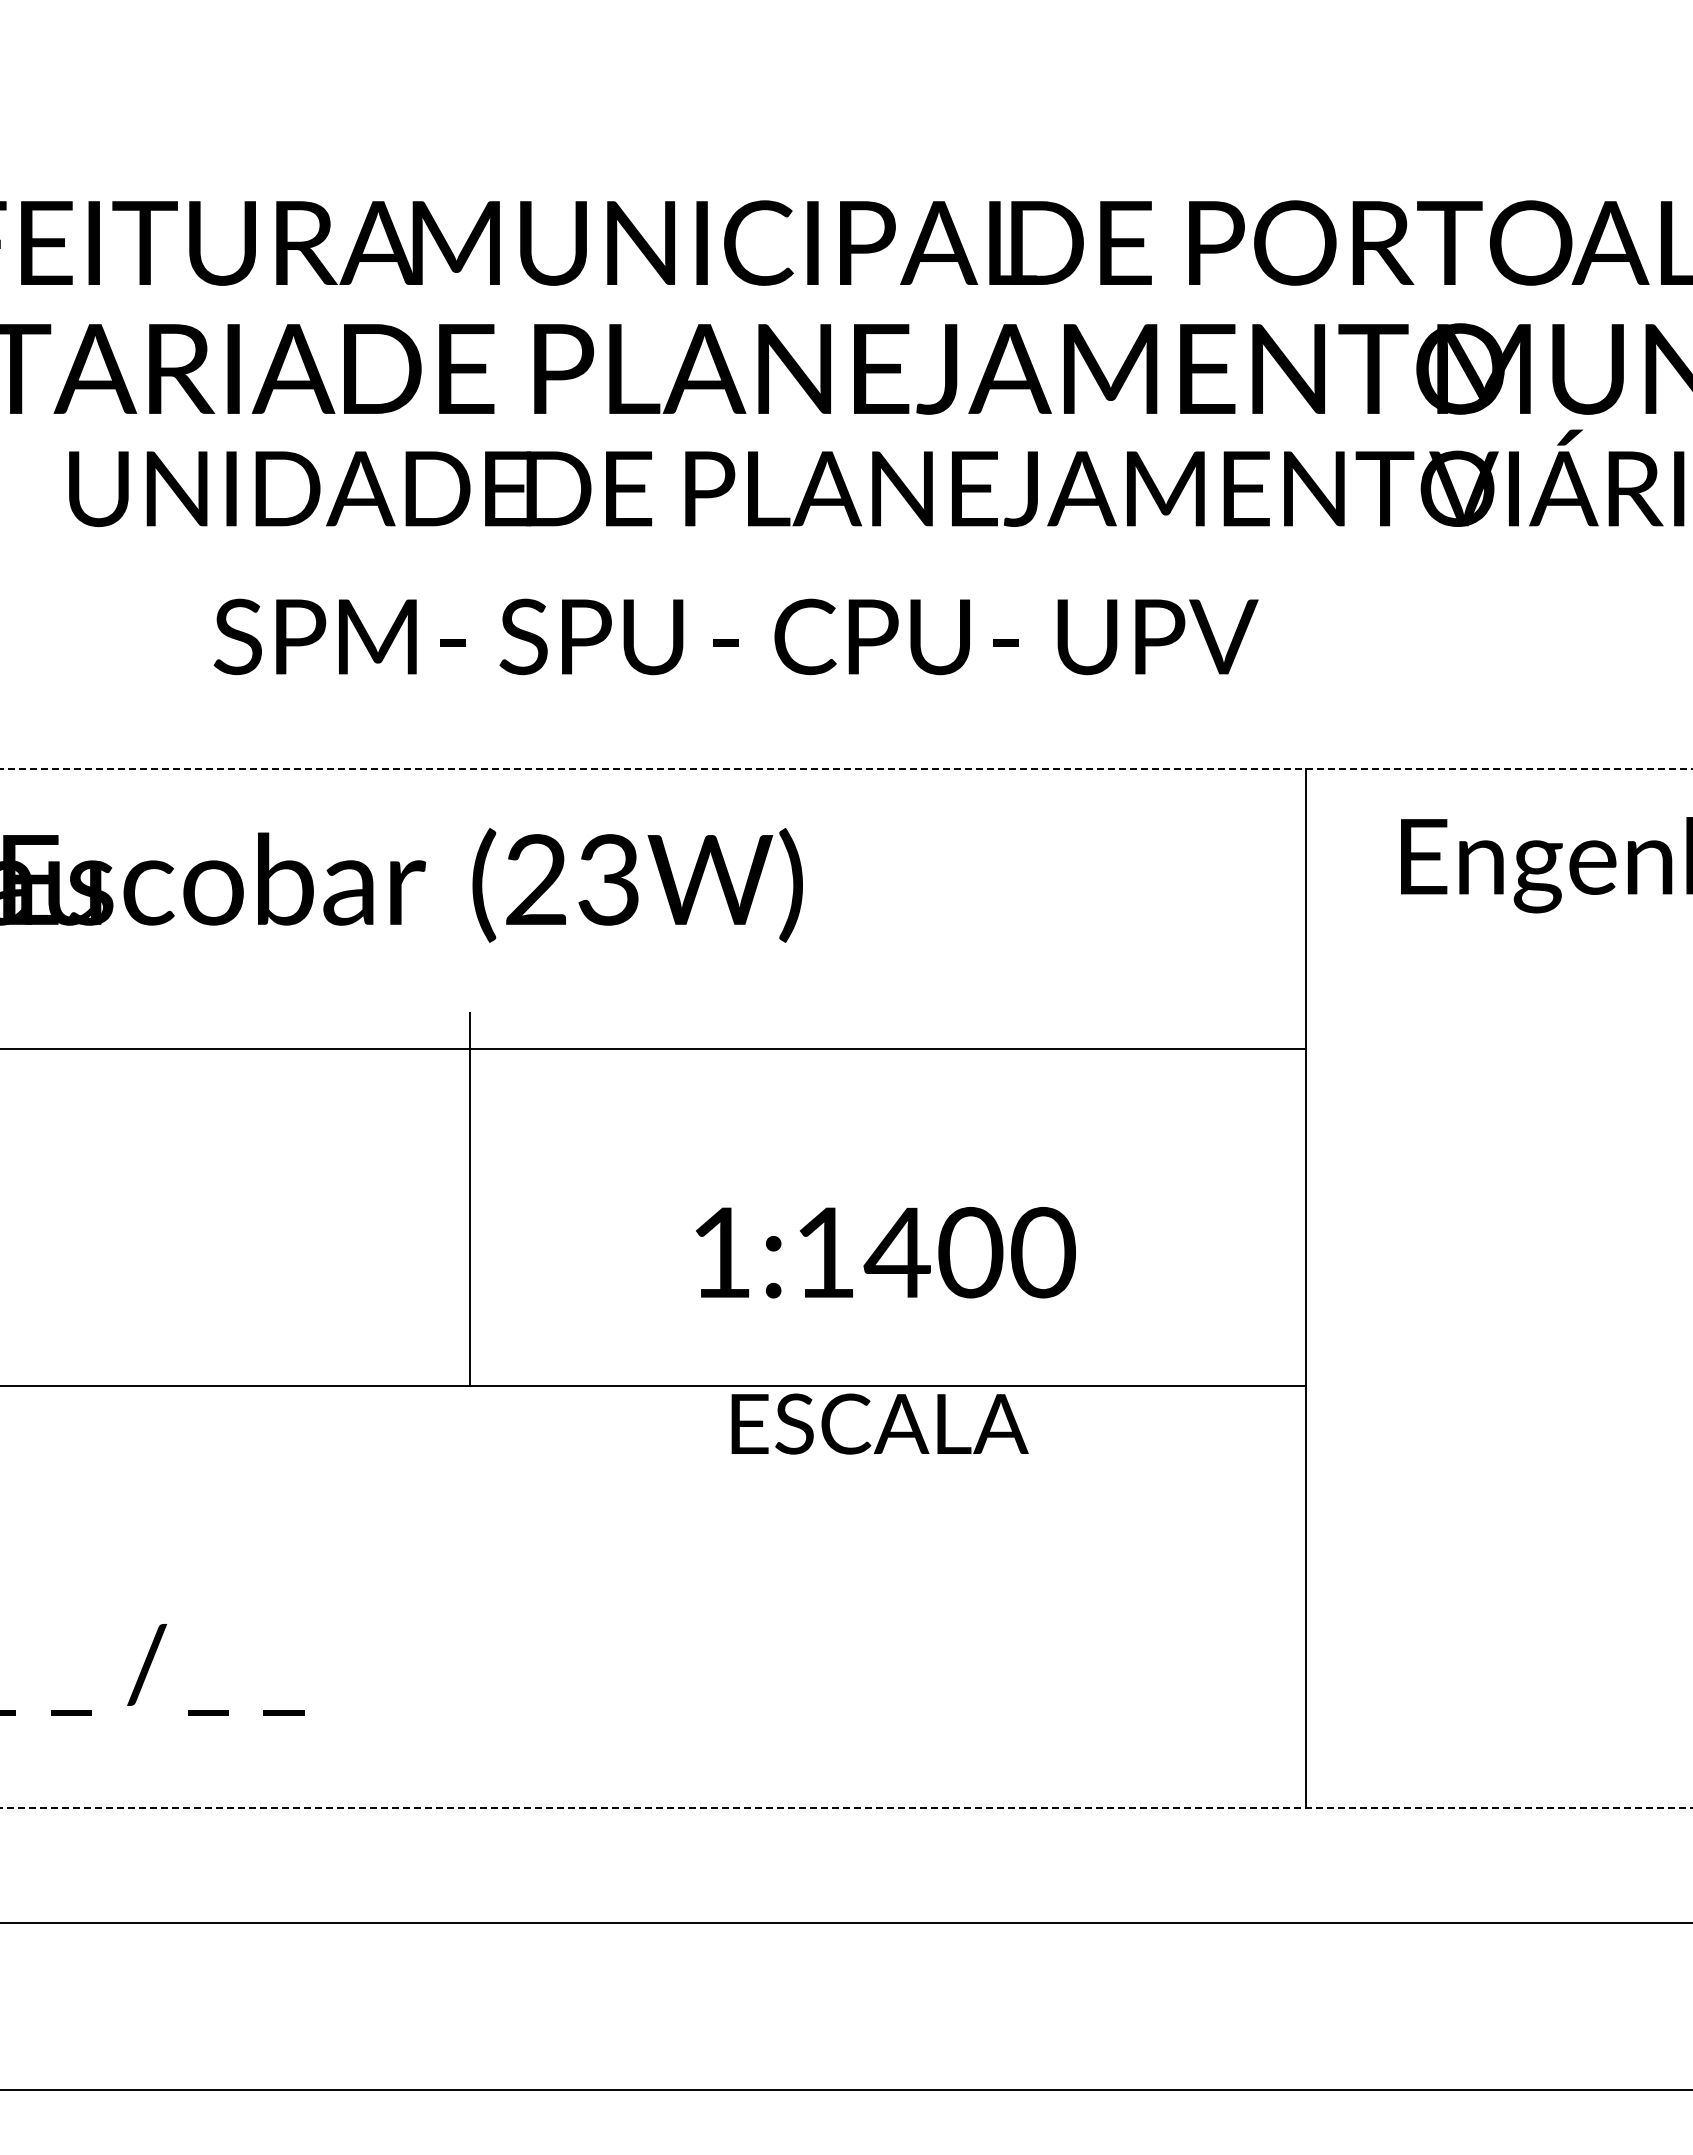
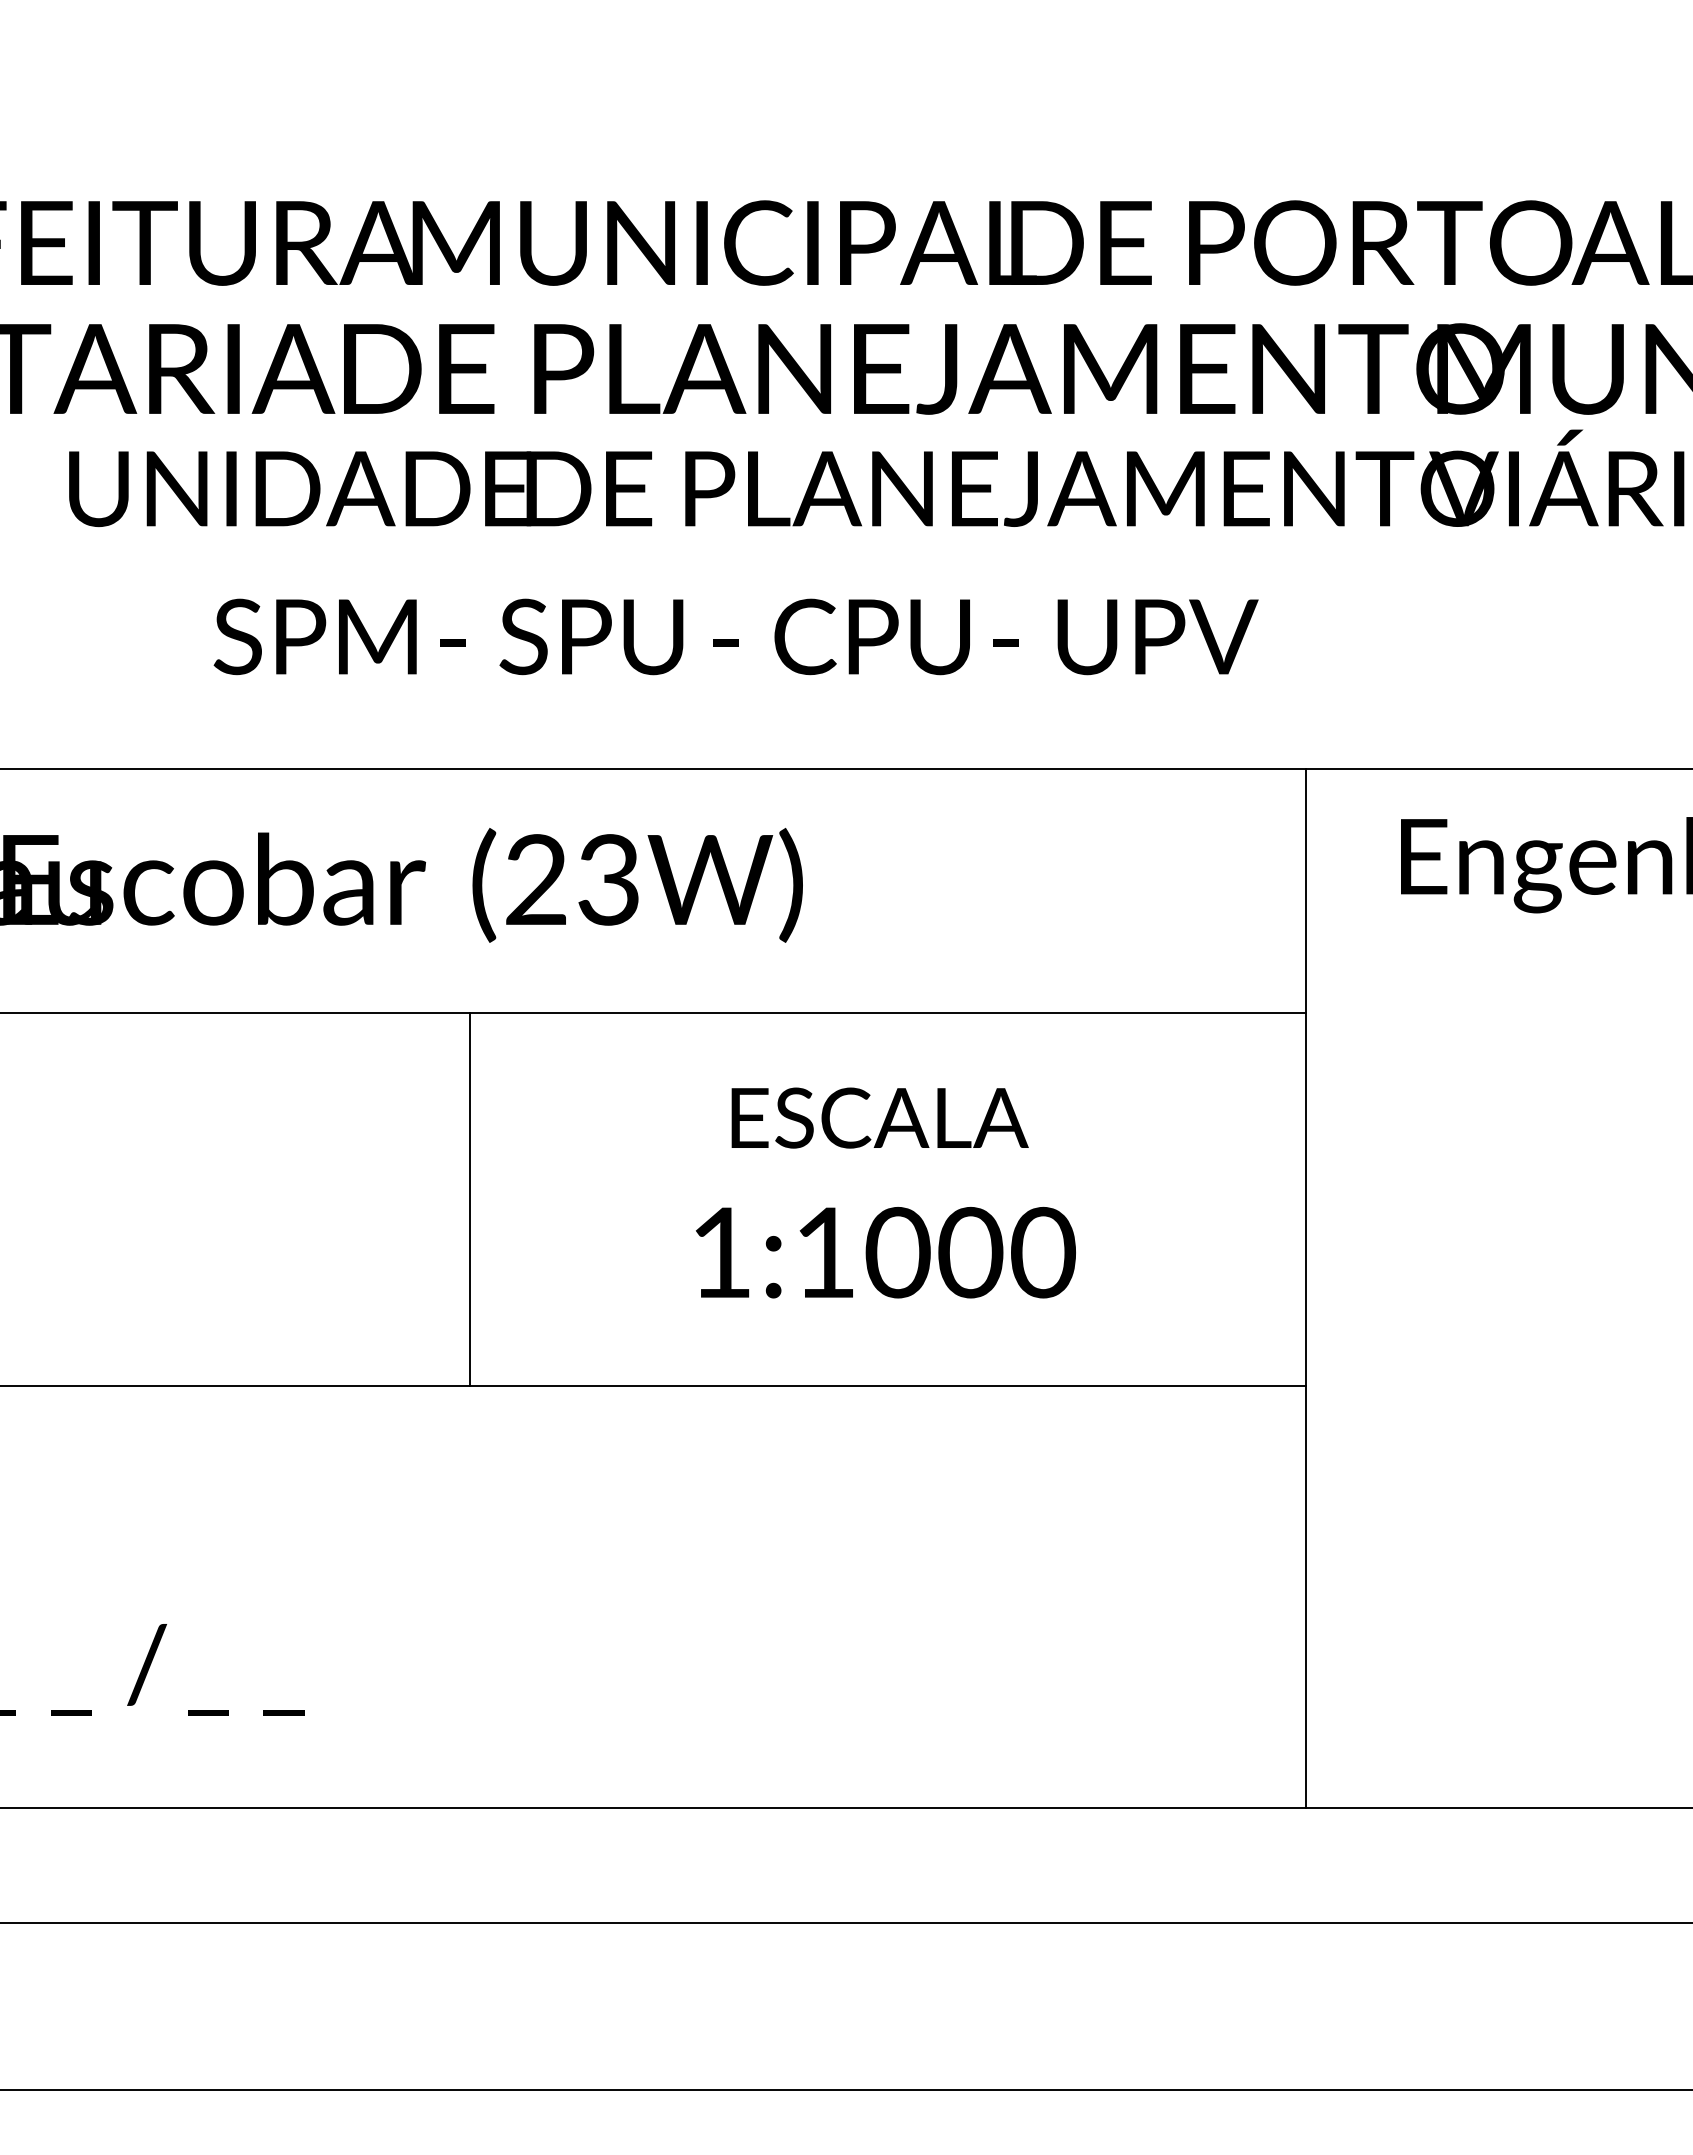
line: dashed -> solid (847, 768)
line position: (653, 1048) -> (653, 1012) (653, 1012)
text: 1:1400 -> 1:1000 (896, 1252)
text position: (879, 1423) -> (879, 1117) (879, 1117)
line: dashed -> solid (846, 1808)
